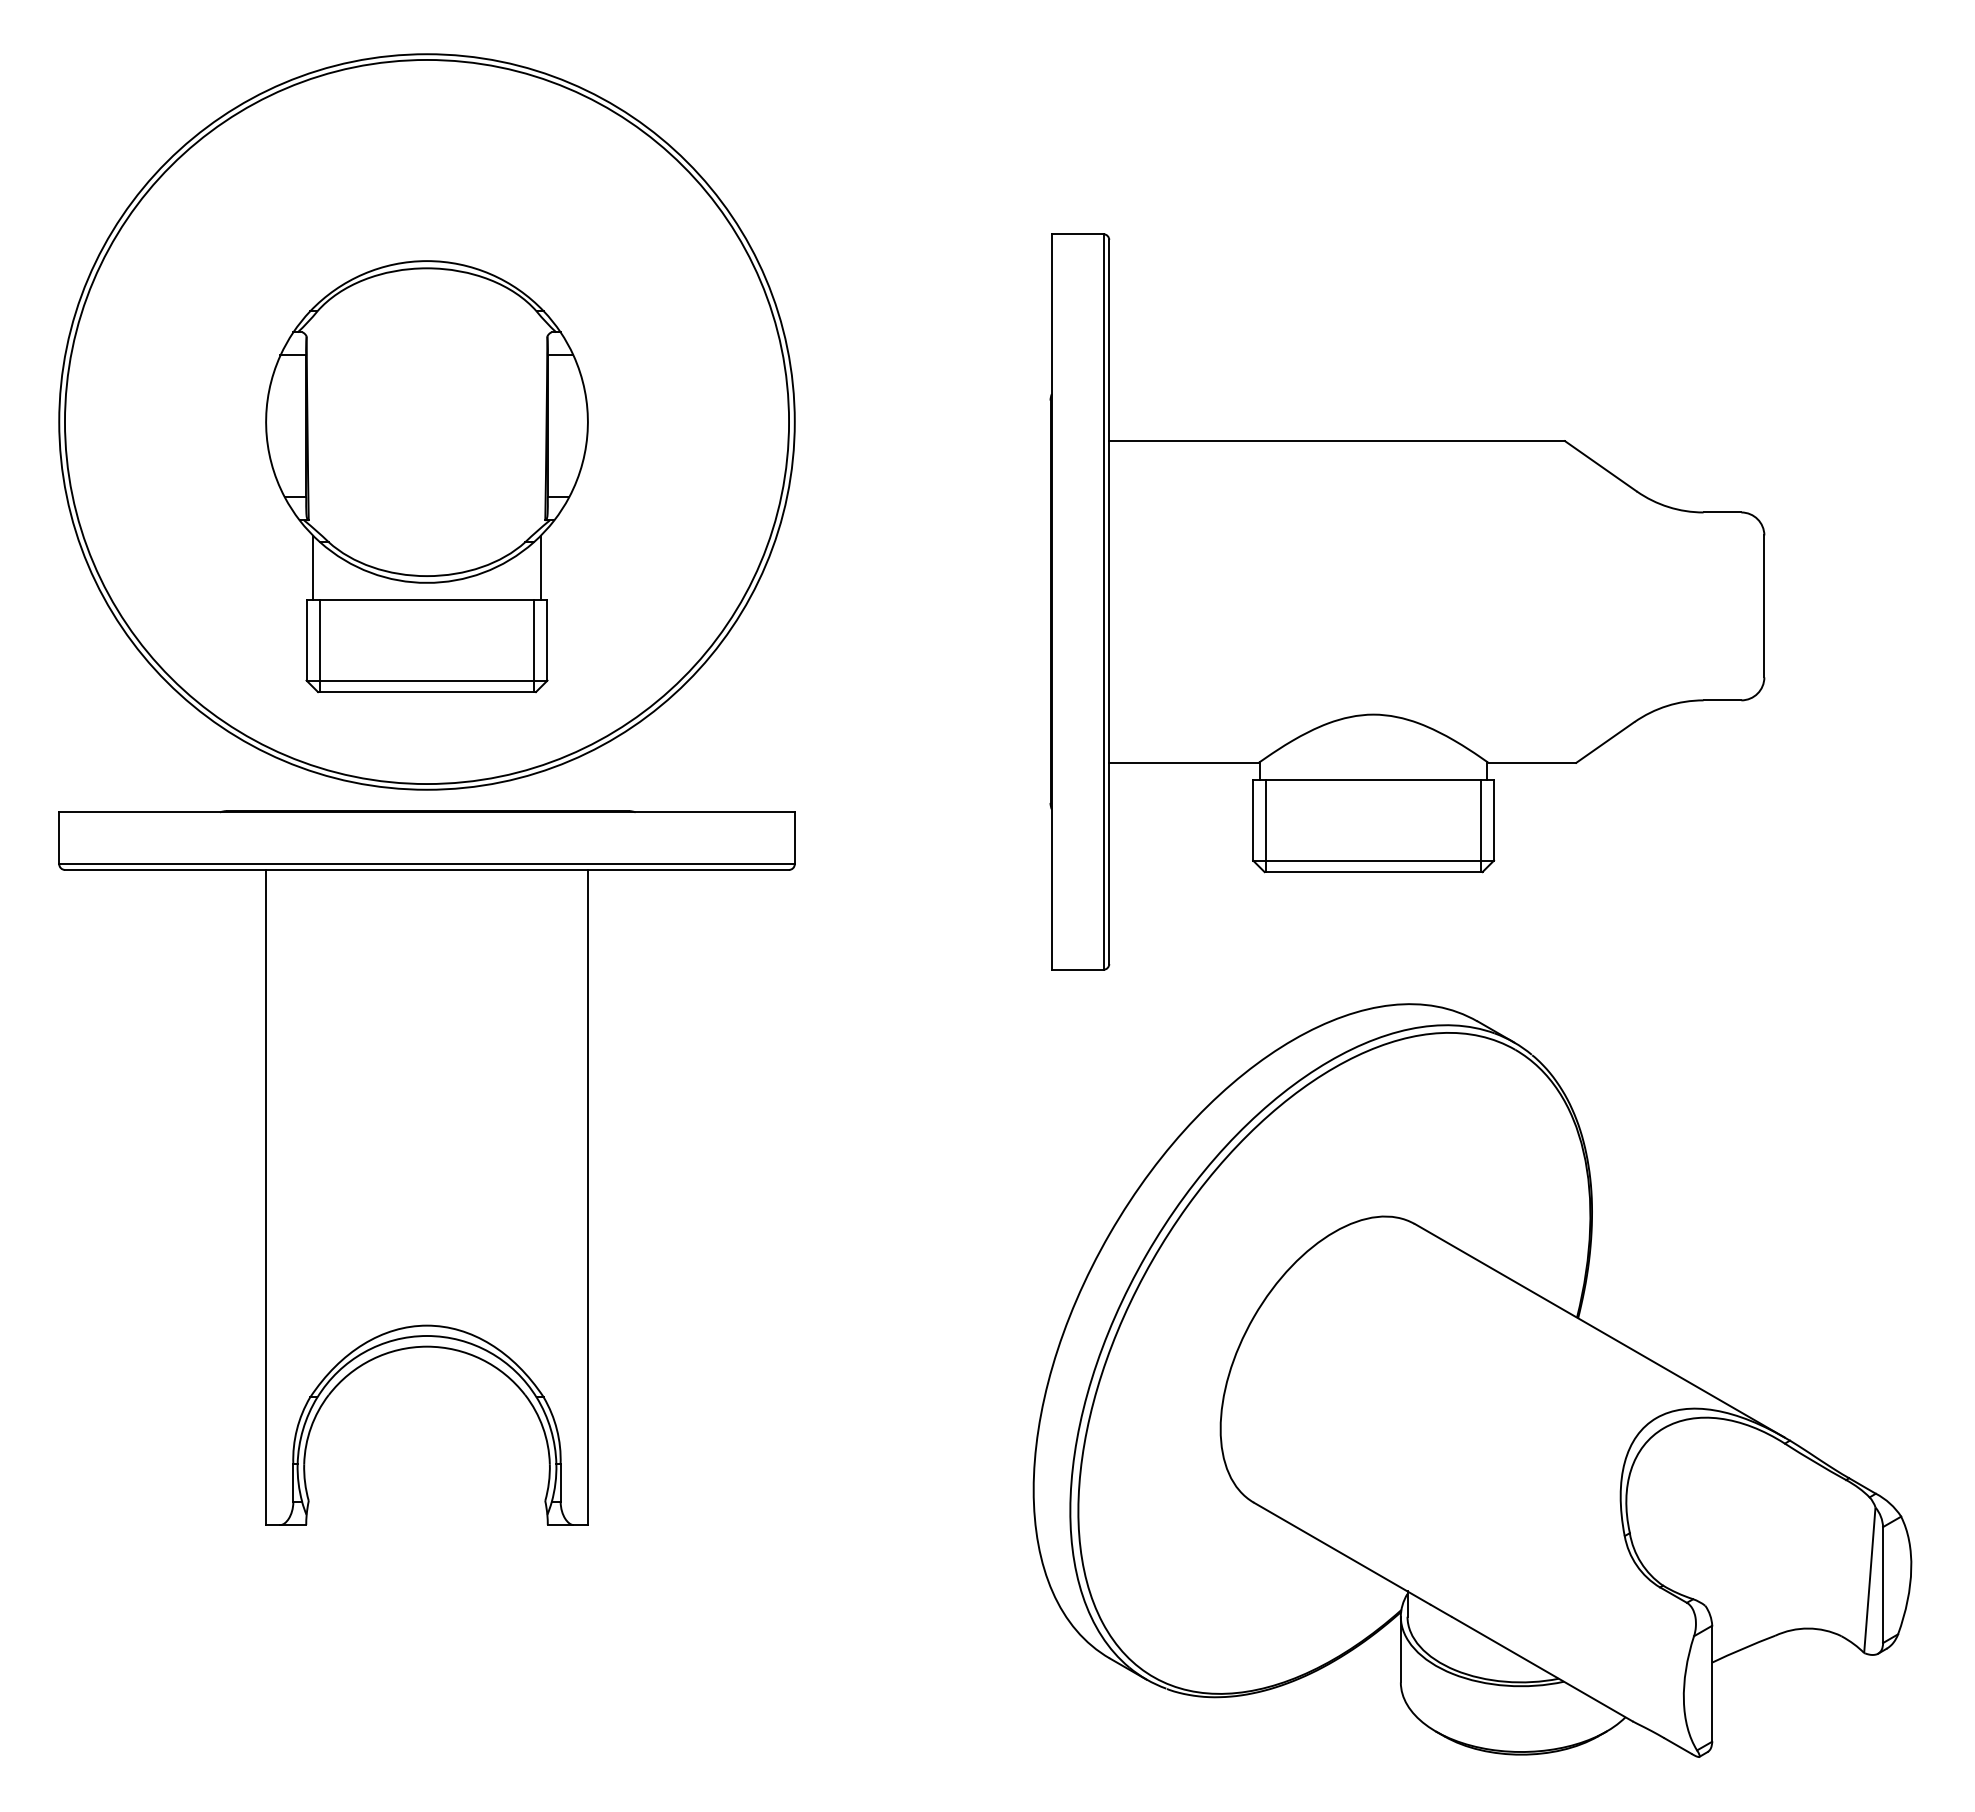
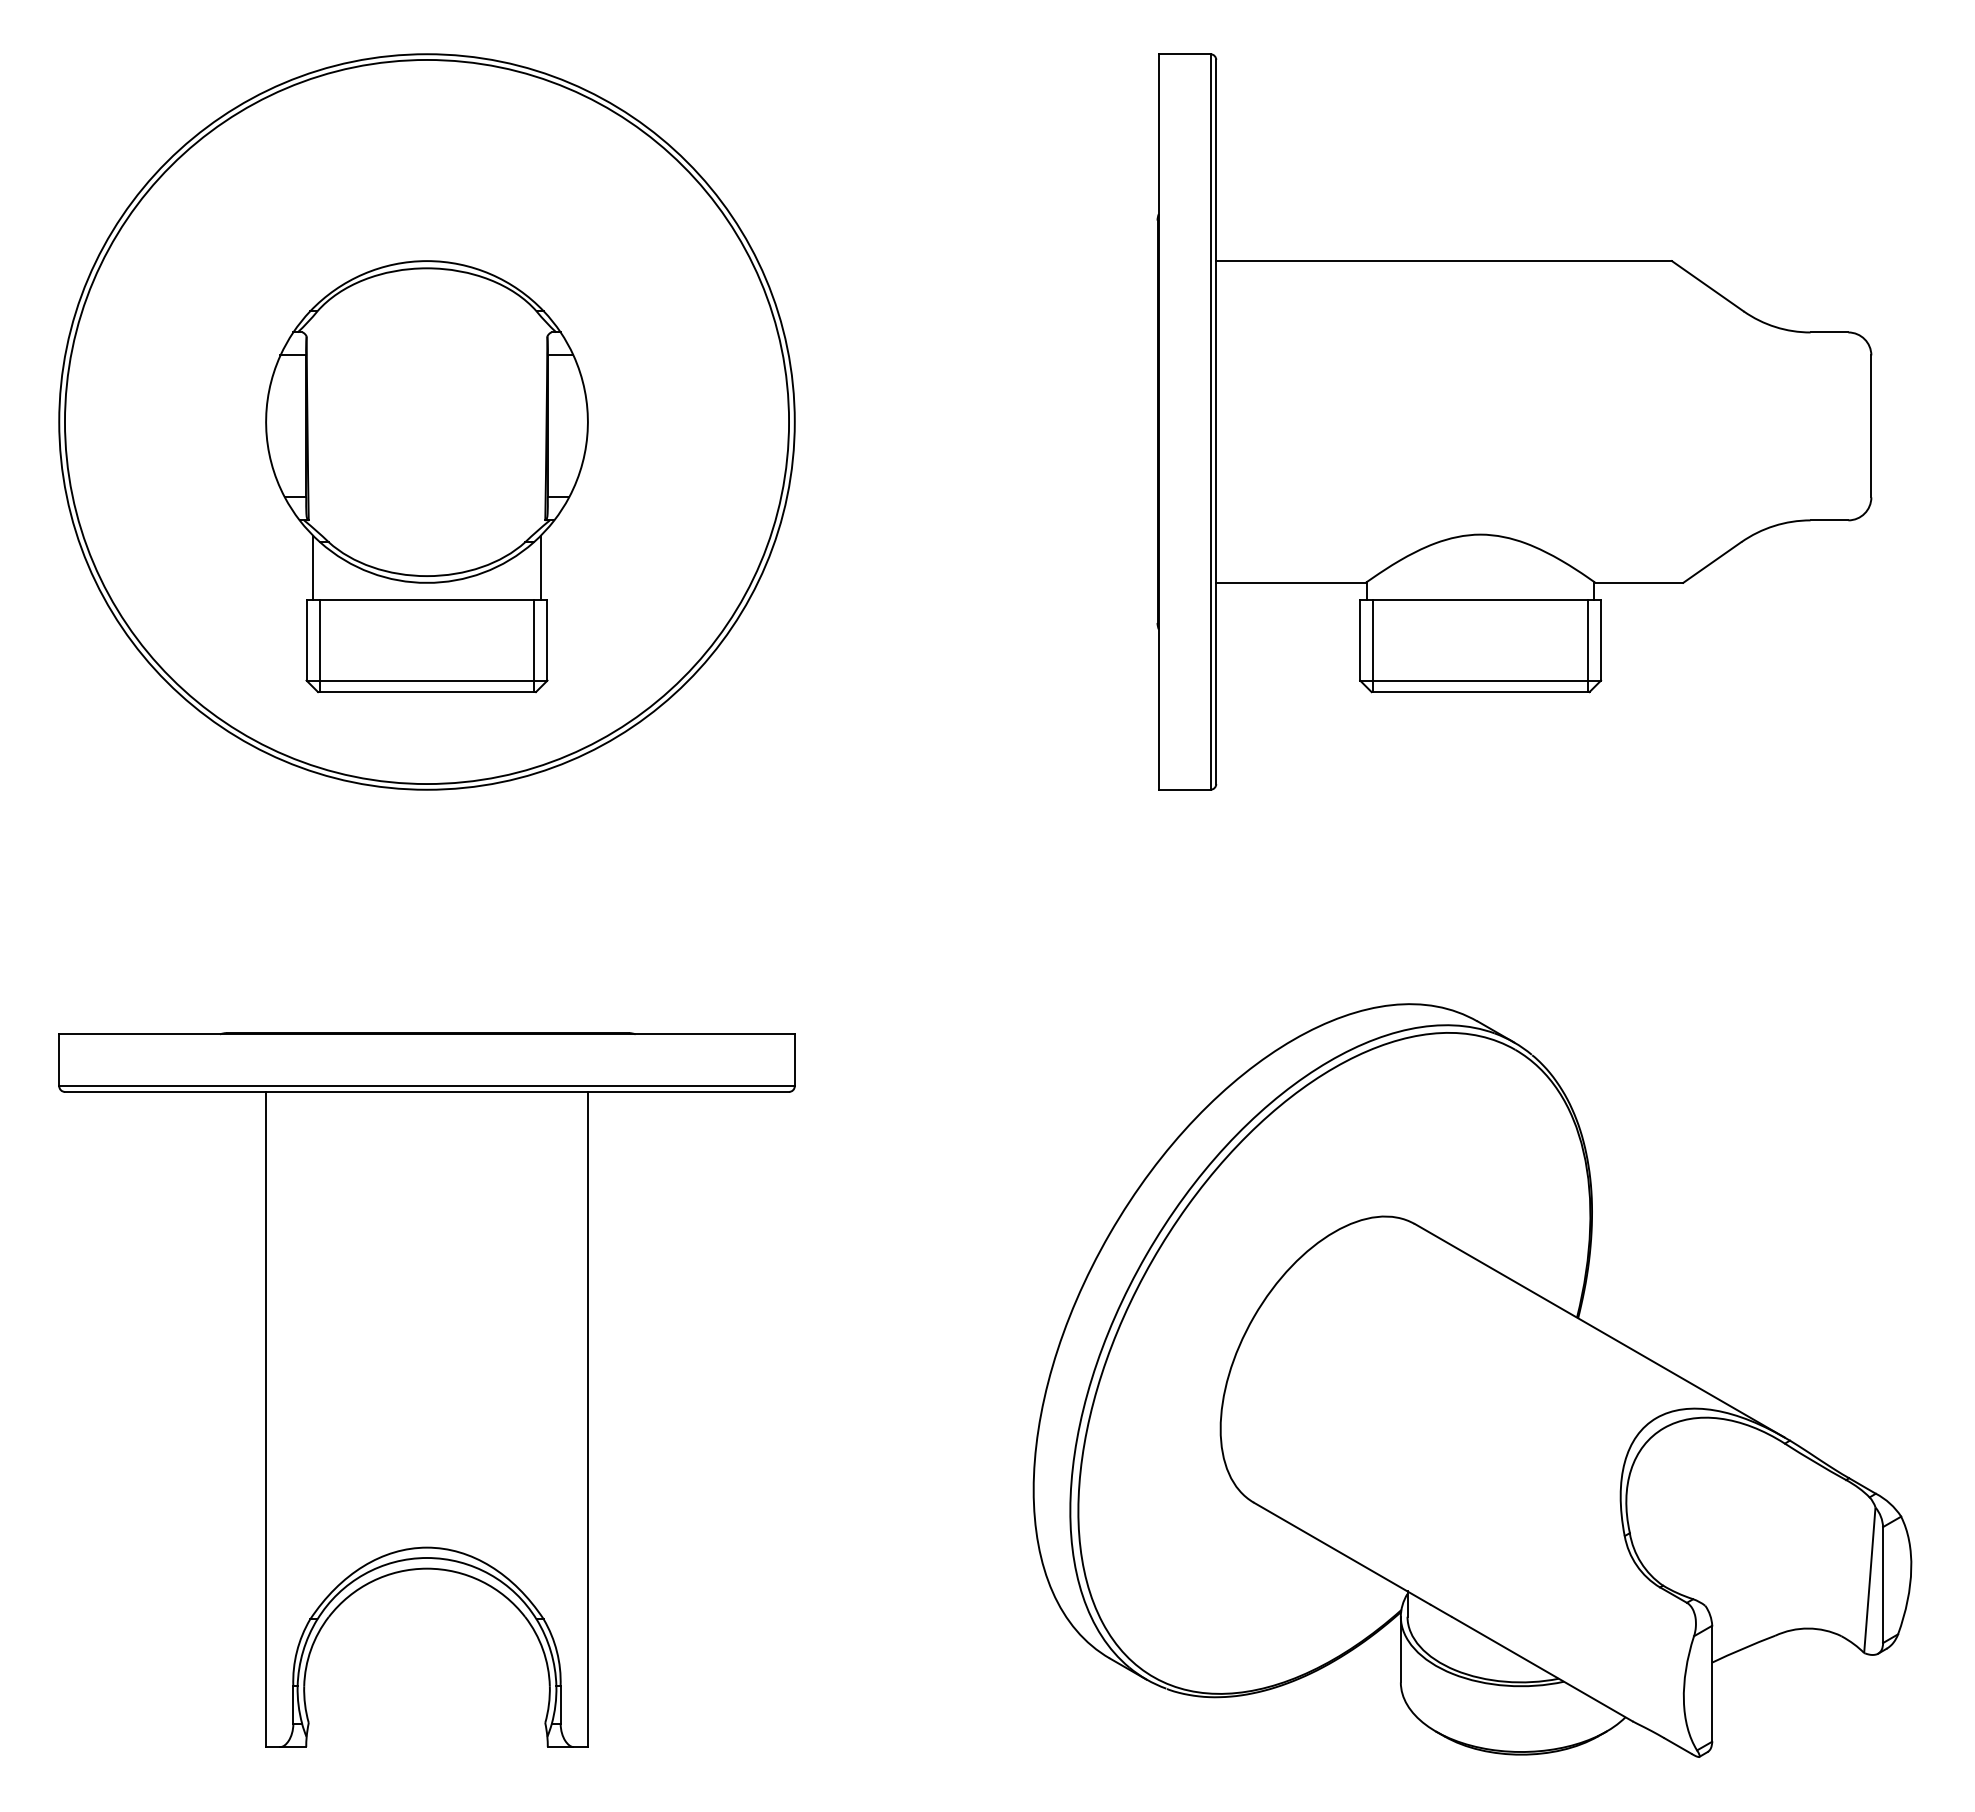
part position: (1407, 601) -> (1514, 421) (1514, 421)
part position: (426, 1167) -> (426, 1389) (426, 1389)
